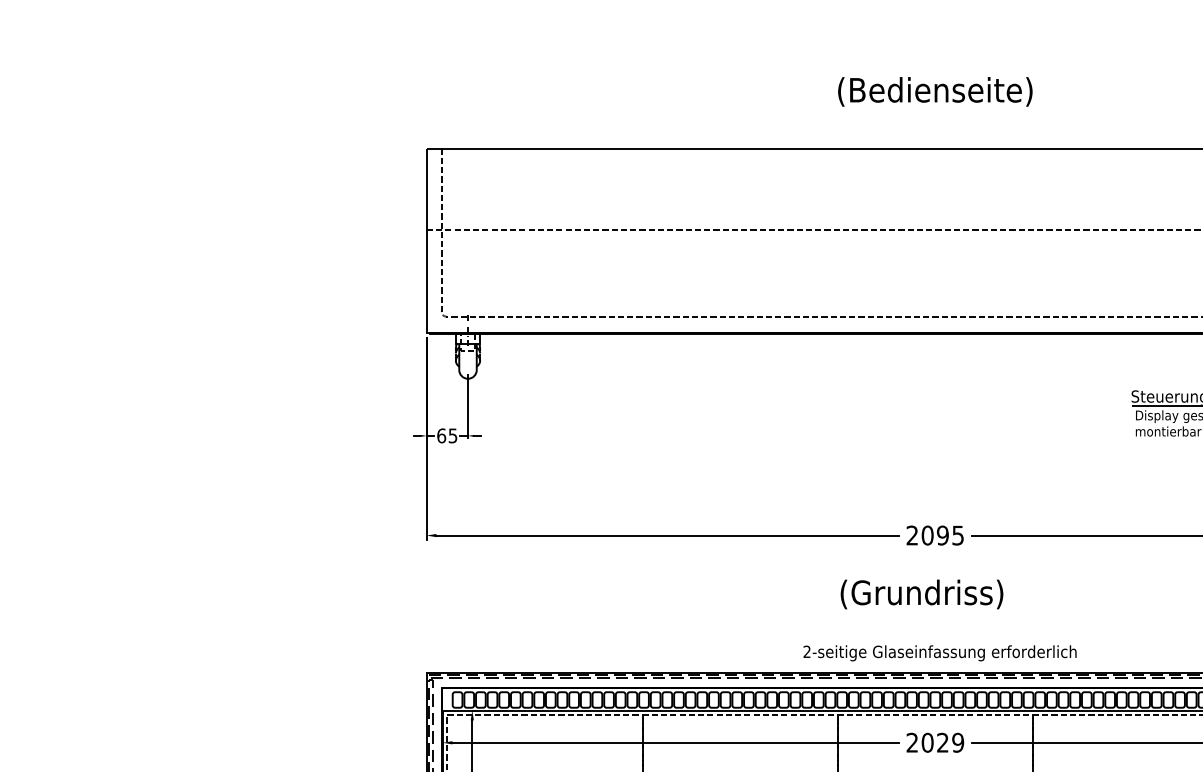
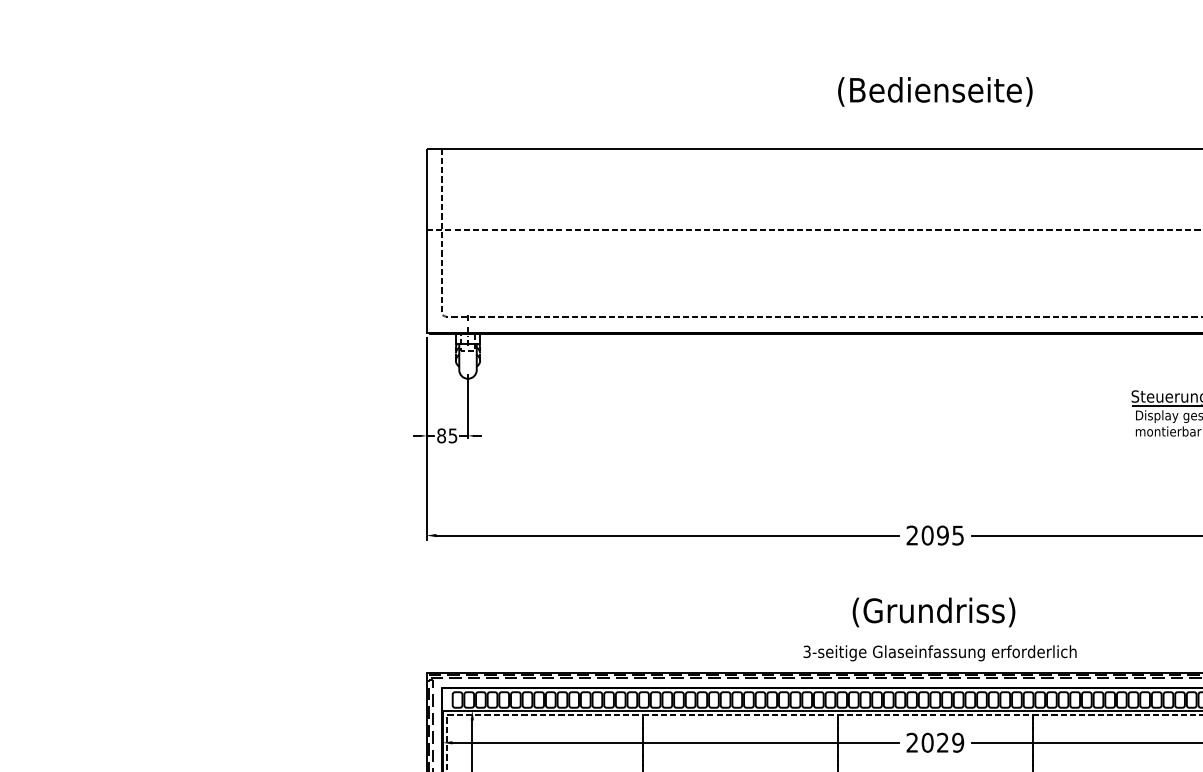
text: 65 -> 85 (441, 435)
text position: (921, 594) -> (933, 612) (933, 612)
text: 2-seitige -> 3-seitige (806, 652)
